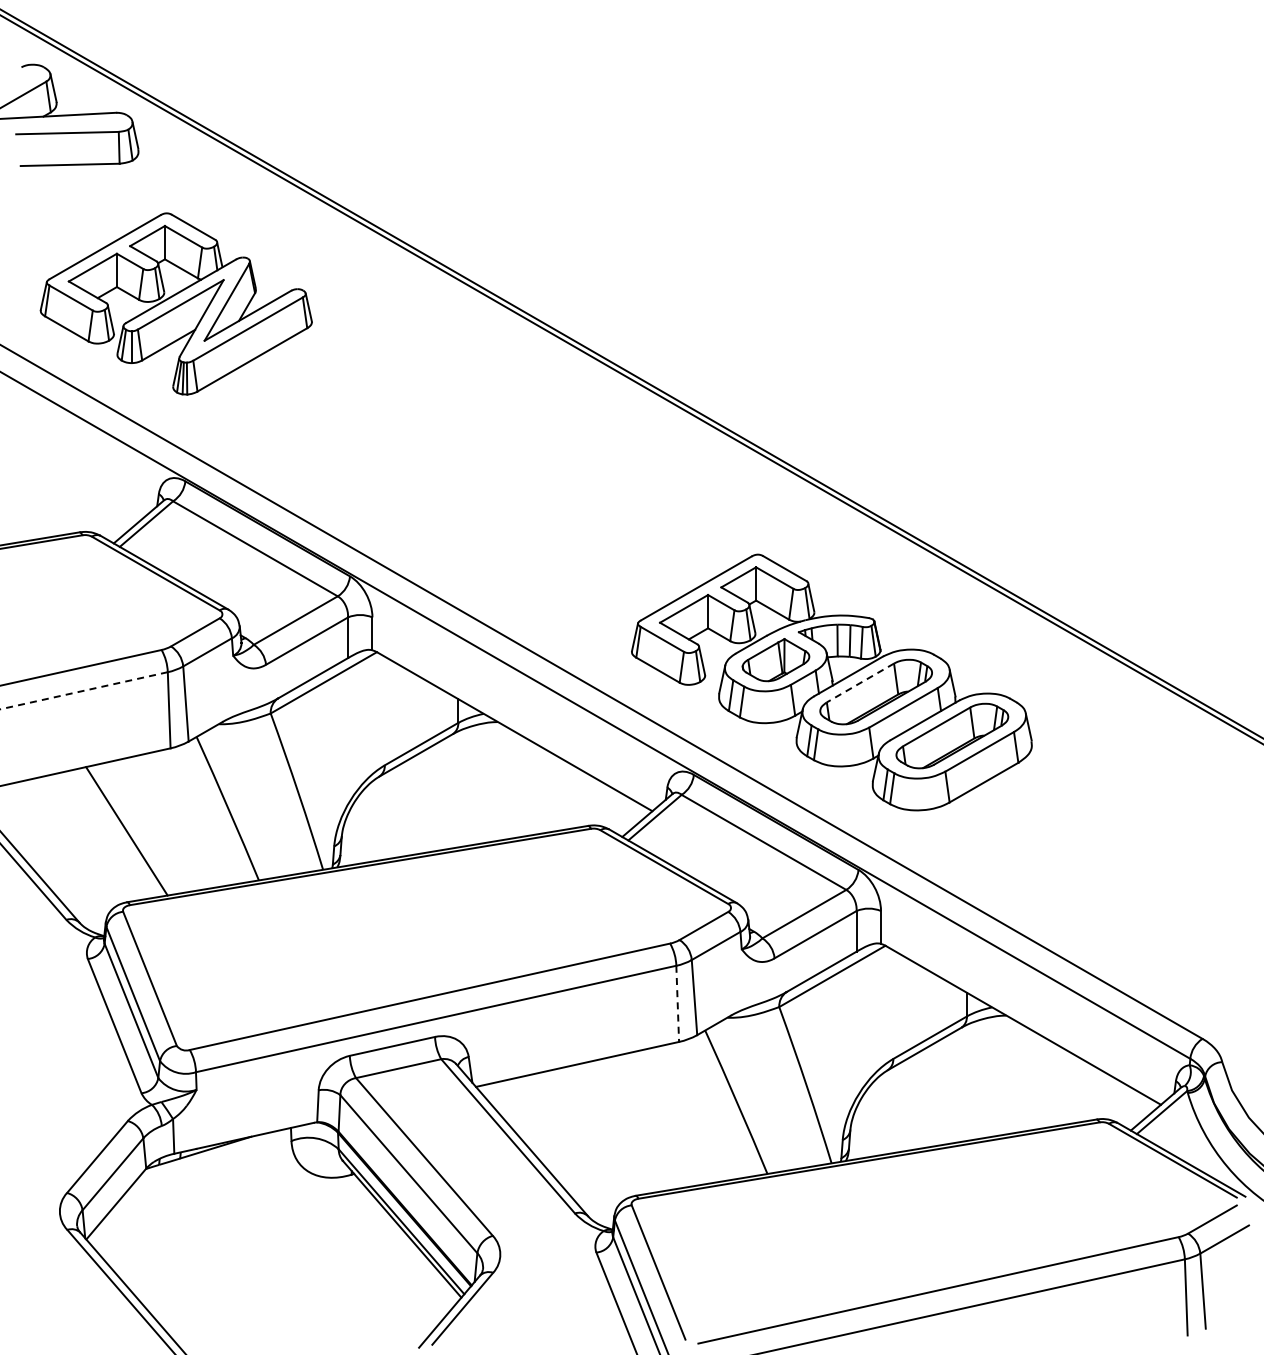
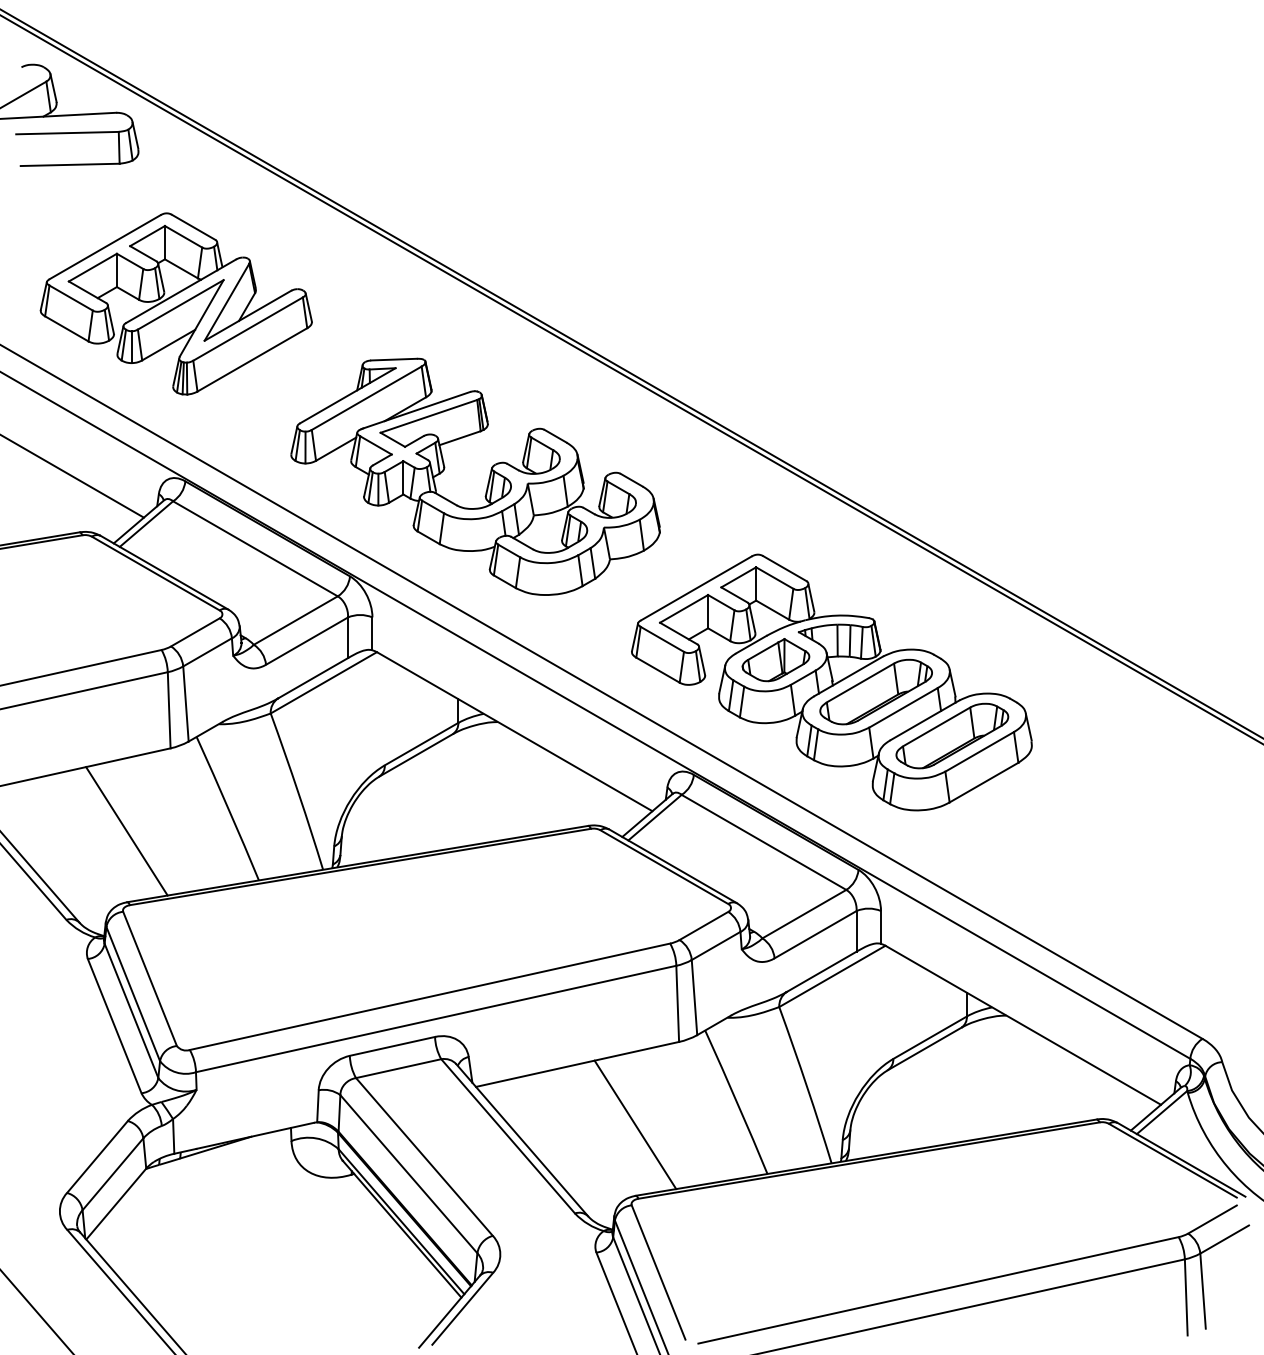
line: none -> present (72, 476)
part: none -> present (488, 478)
line: dashed -> solid (860, 682)
line: dashed -> solid (83, 690)
line: dashed -> solid (677, 1004)
line: none -> present (635, 1124)
line: none -> present (36, 1311)
